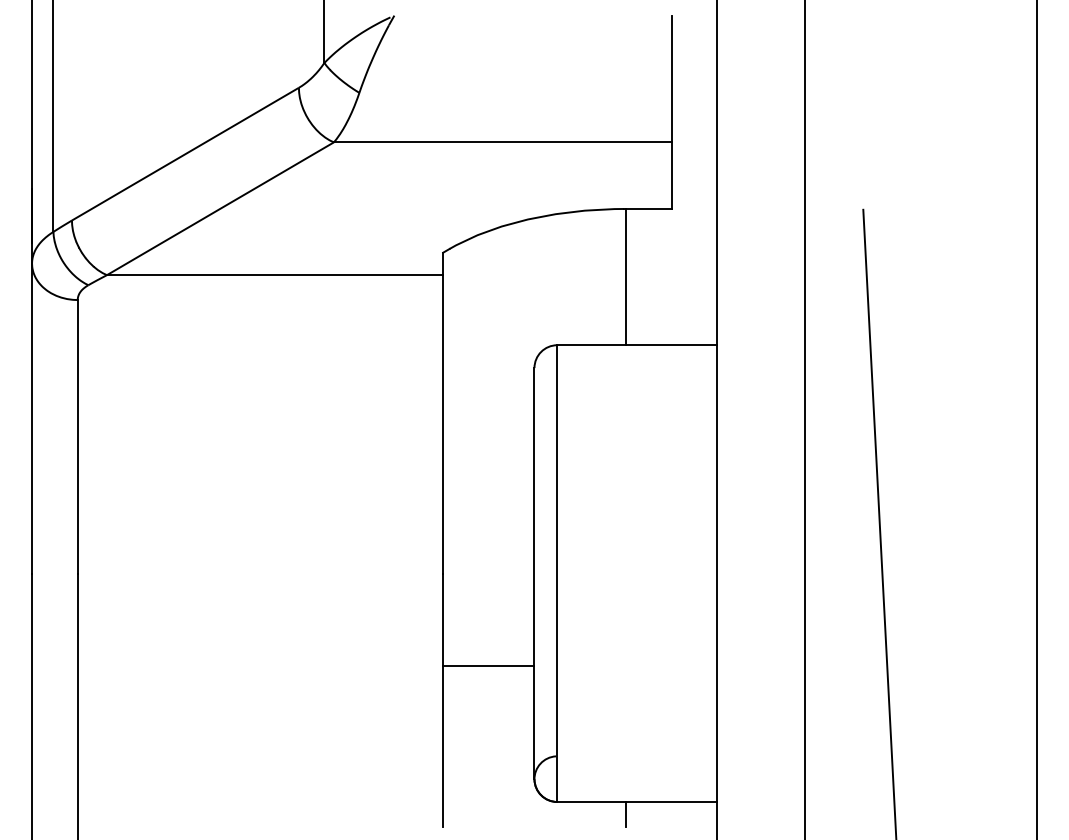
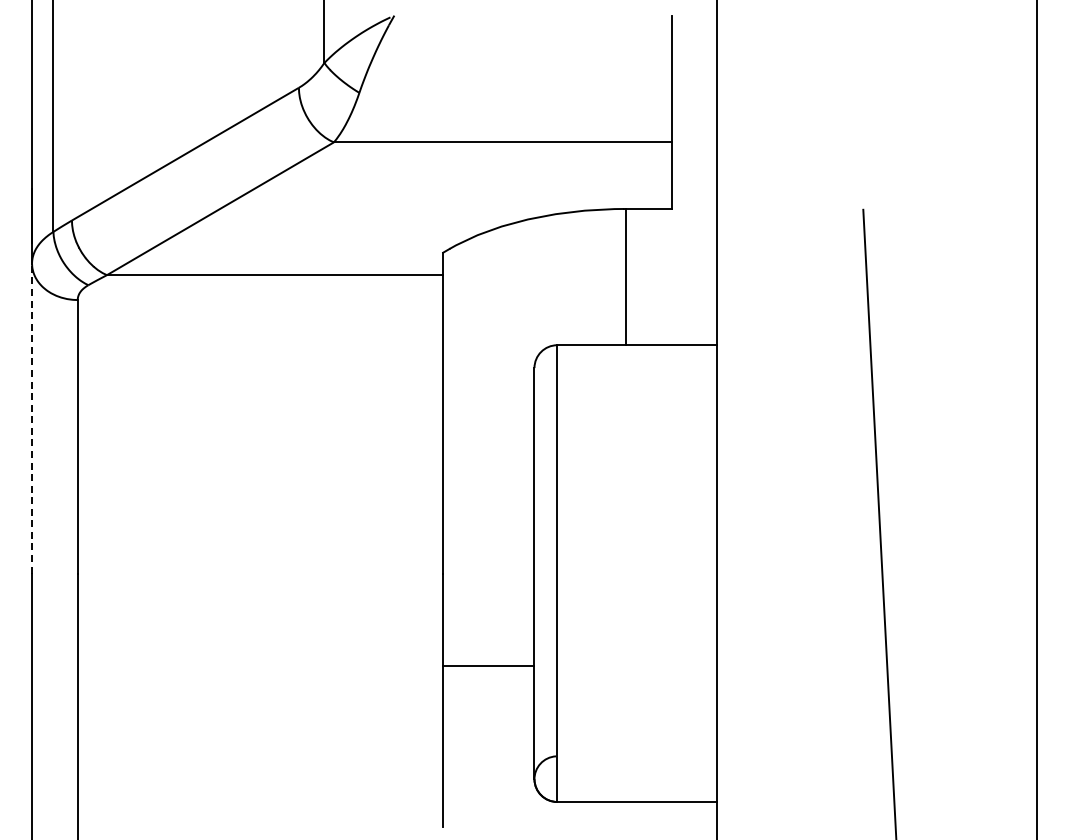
line: solid -> dashed (32, 418)
line: present -> none (805, 419)
line: present -> none (625, 814)
